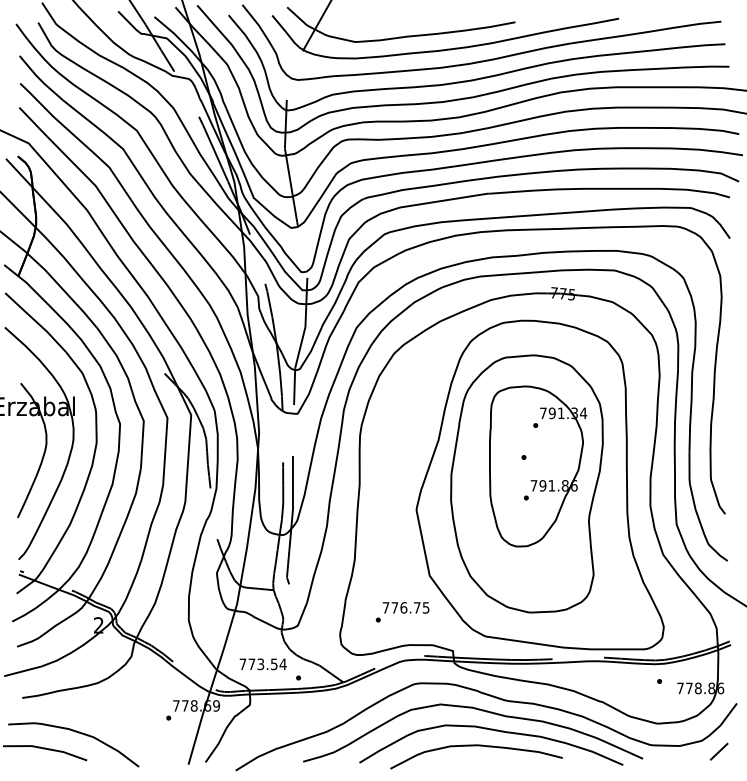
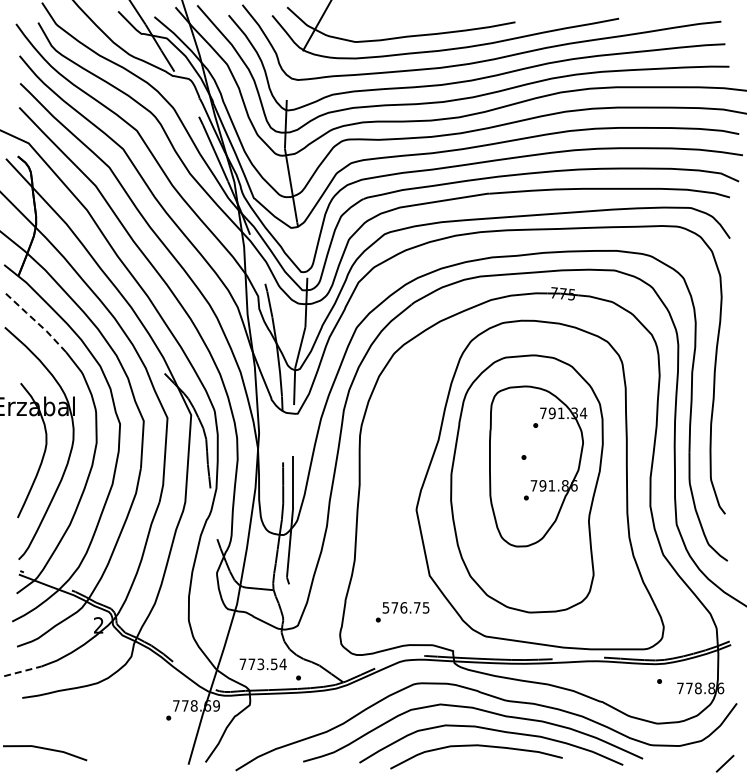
line: solid -> dashed (35, 321)
text: 776.75 -> 576.75 (385, 607)
line: solid -> dashed (22, 671)
curve: present -> none (78, 733)
line position: (718, 751) -> (724, 763) (724, 763)
